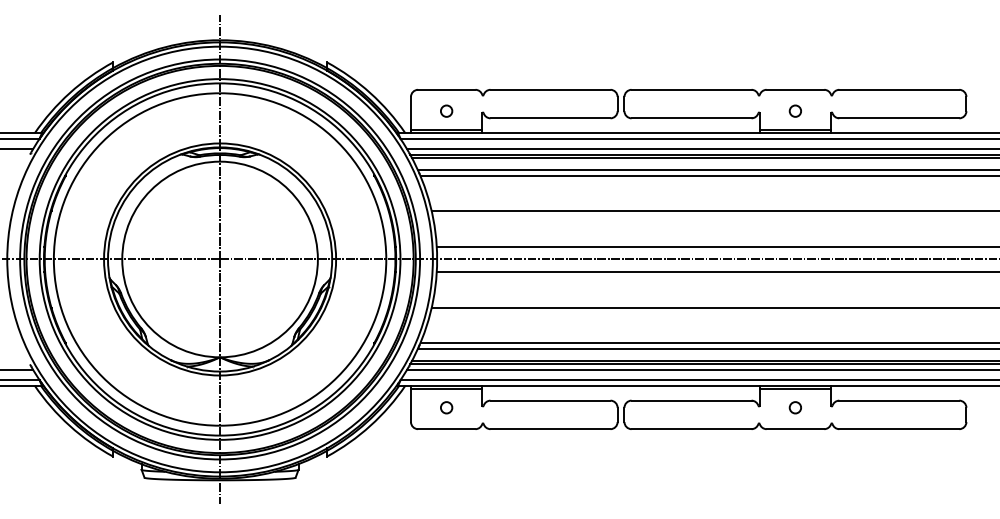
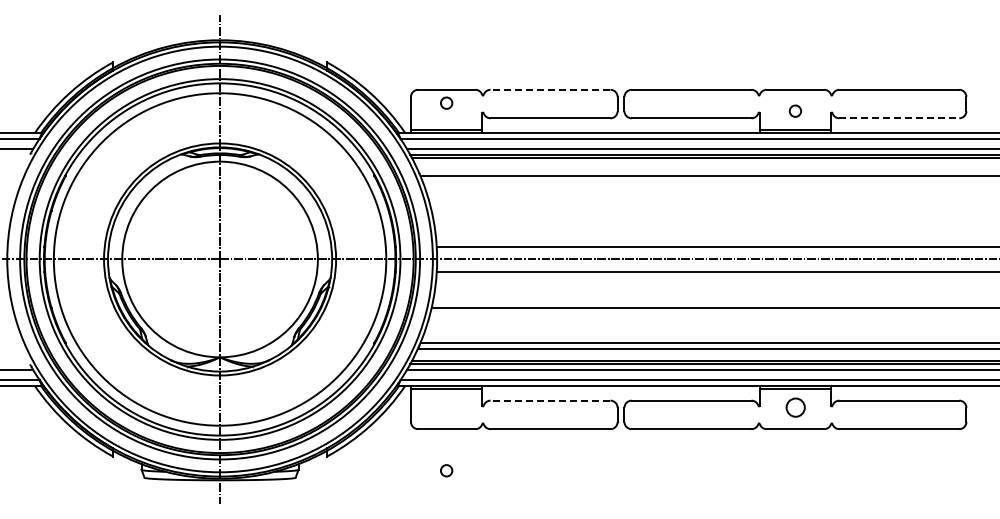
line: solid -> dashed (550, 89)
circle position: (446, 110) -> (446, 102) (446, 102)
line: solid -> dashed (899, 118)
line: present -> none (707, 170)
line: present -> none (713, 210)
line: solid -> dashed (550, 400)
circle position: (446, 407) -> (446, 470) (446, 470)
circle size: 14x14 px -> 21x21 px (795, 407)
